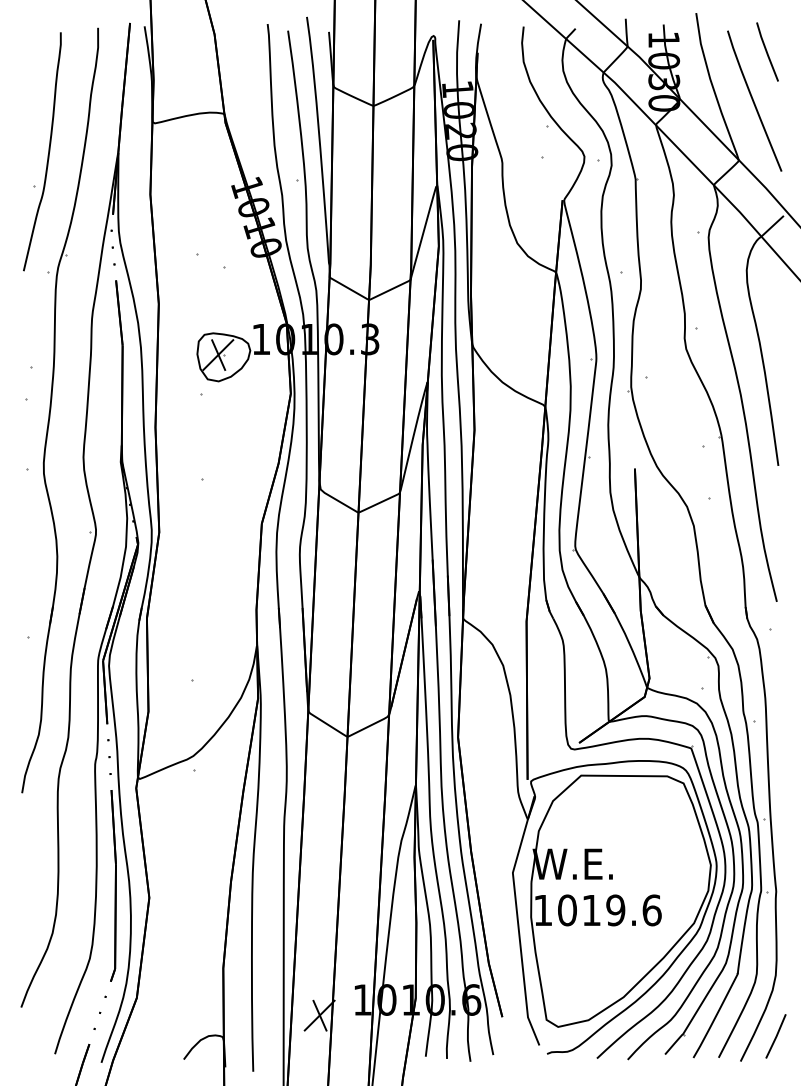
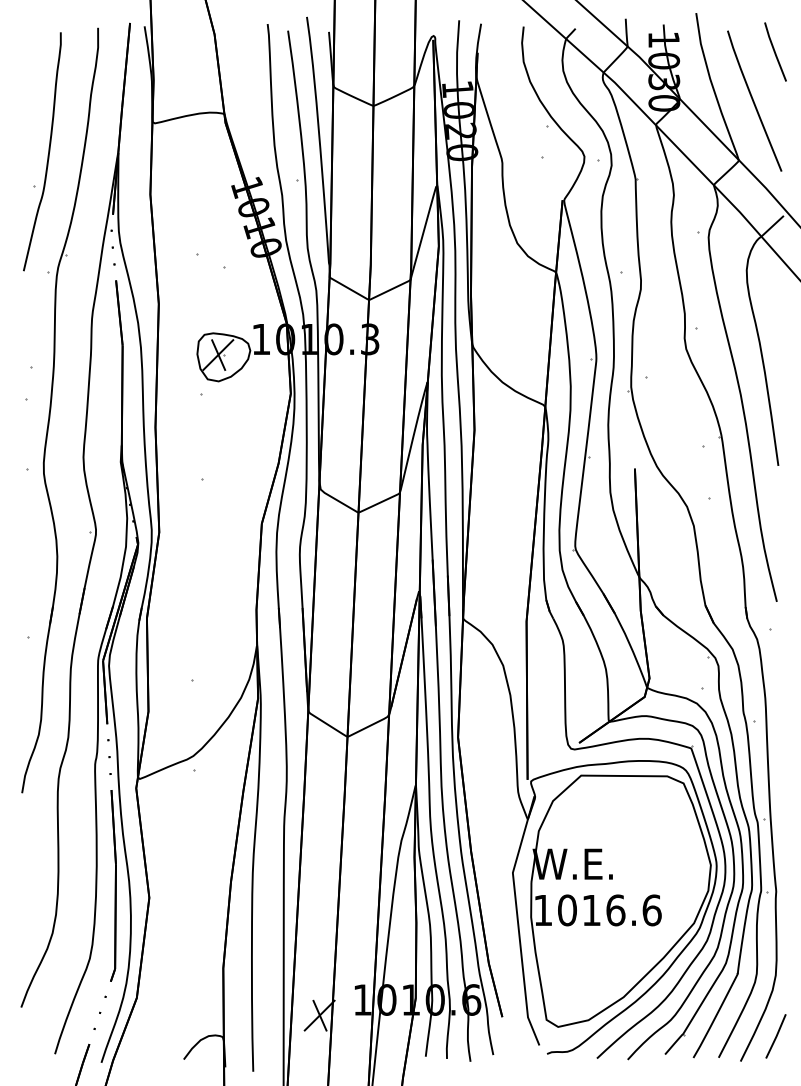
line position: (767, 51) -> (775, 51) (775, 51)
text: 1019.6 -> 1016.6 (615, 910)
